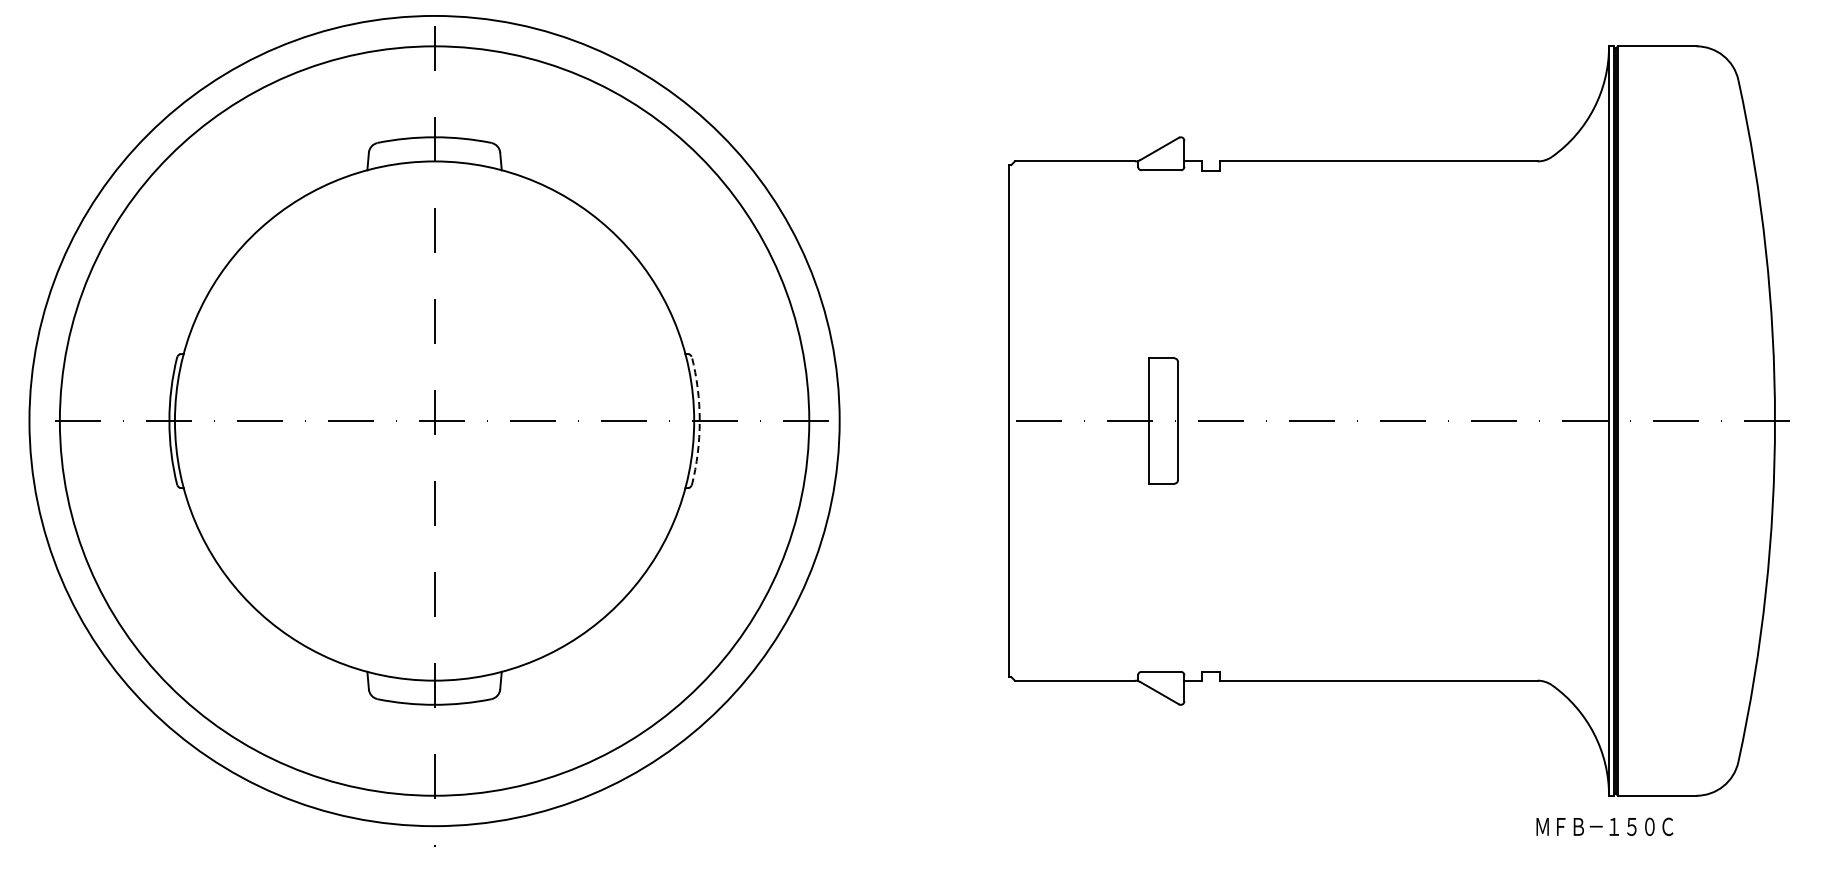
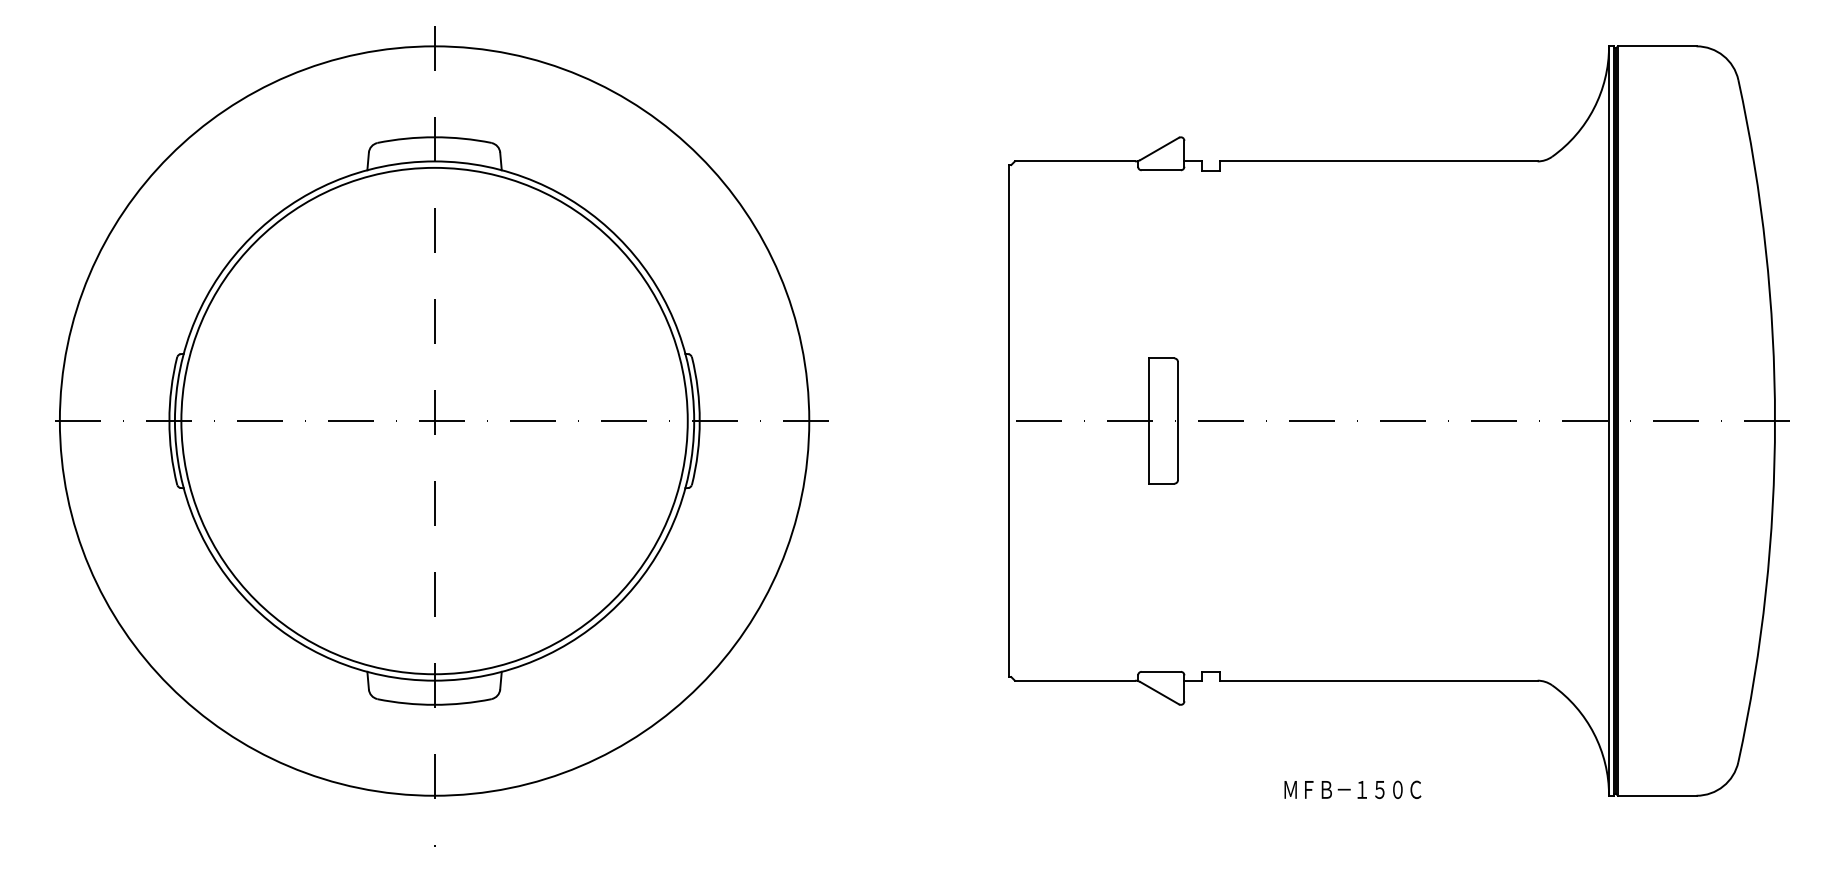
circle diameter: 810 px -> 506 px (434, 420)
arc: dashed -> solid (699, 421)
text position: (1604, 826) -> (1352, 789) (1352, 789)
